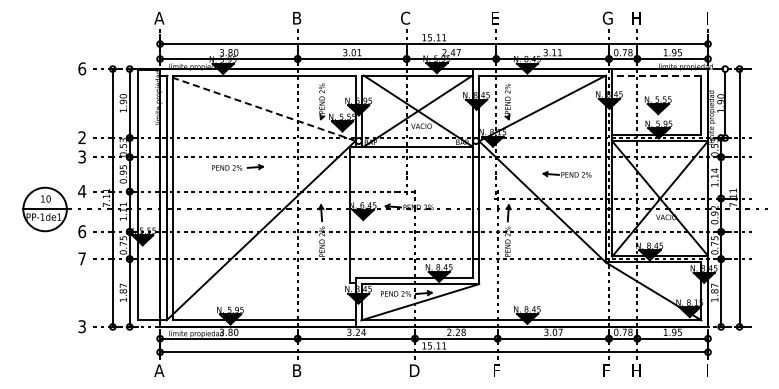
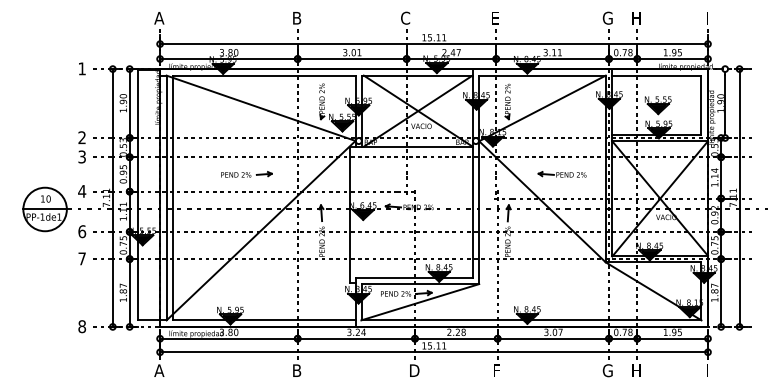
text: 6 -> 1 (82, 68)
line: dashed -> solid (656, 75)
line: dashed -> solid (261, 108)
part position: (237, 167) -> (246, 174) (246, 174)
part position: (566, 174) -> (561, 174) (561, 174)
text: 3 -> 8 (82, 326)
text: F -> G (607, 370)
